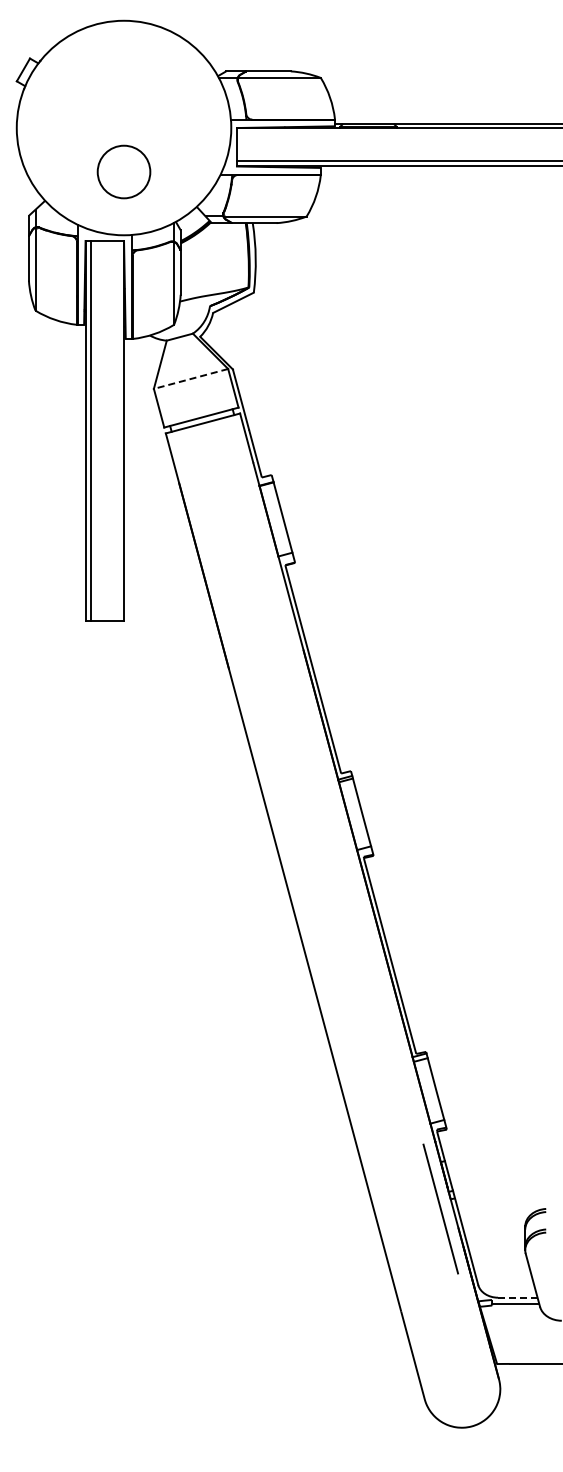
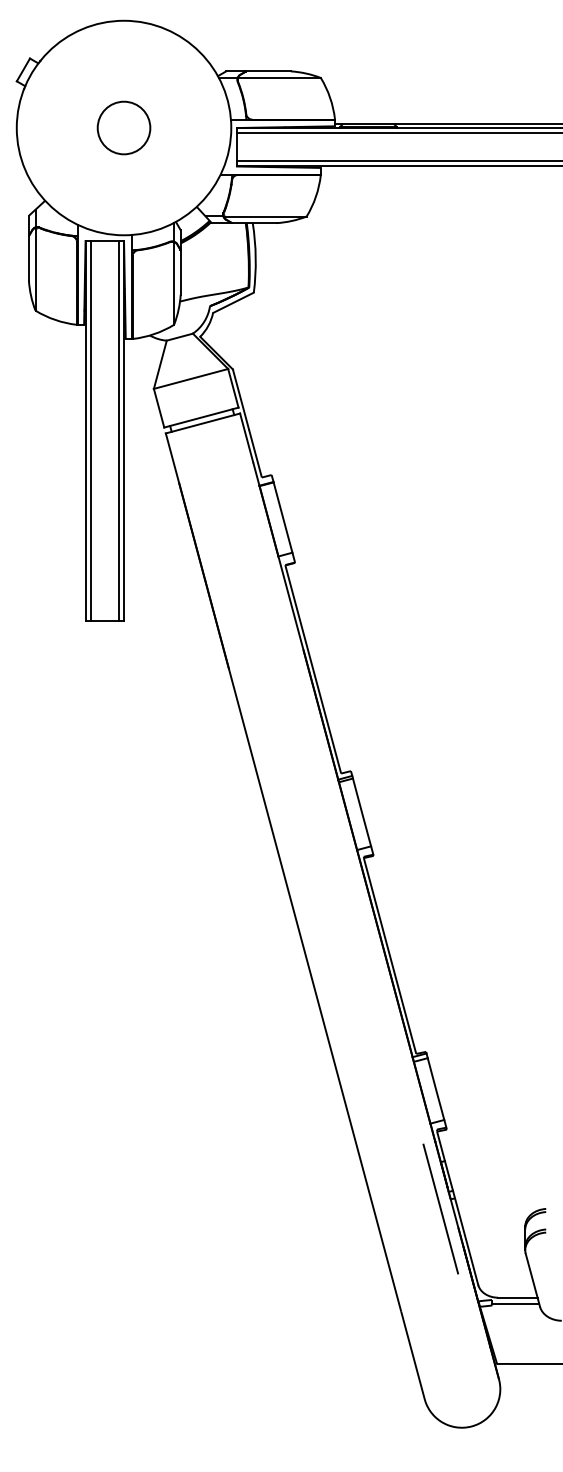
line: none -> present (397, 133)
circle position: (123, 171) -> (123, 127) (123, 127)
line: dashed -> solid (190, 379)
line: none -> present (118, 430)
line: dashed -> solid (517, 1297)
